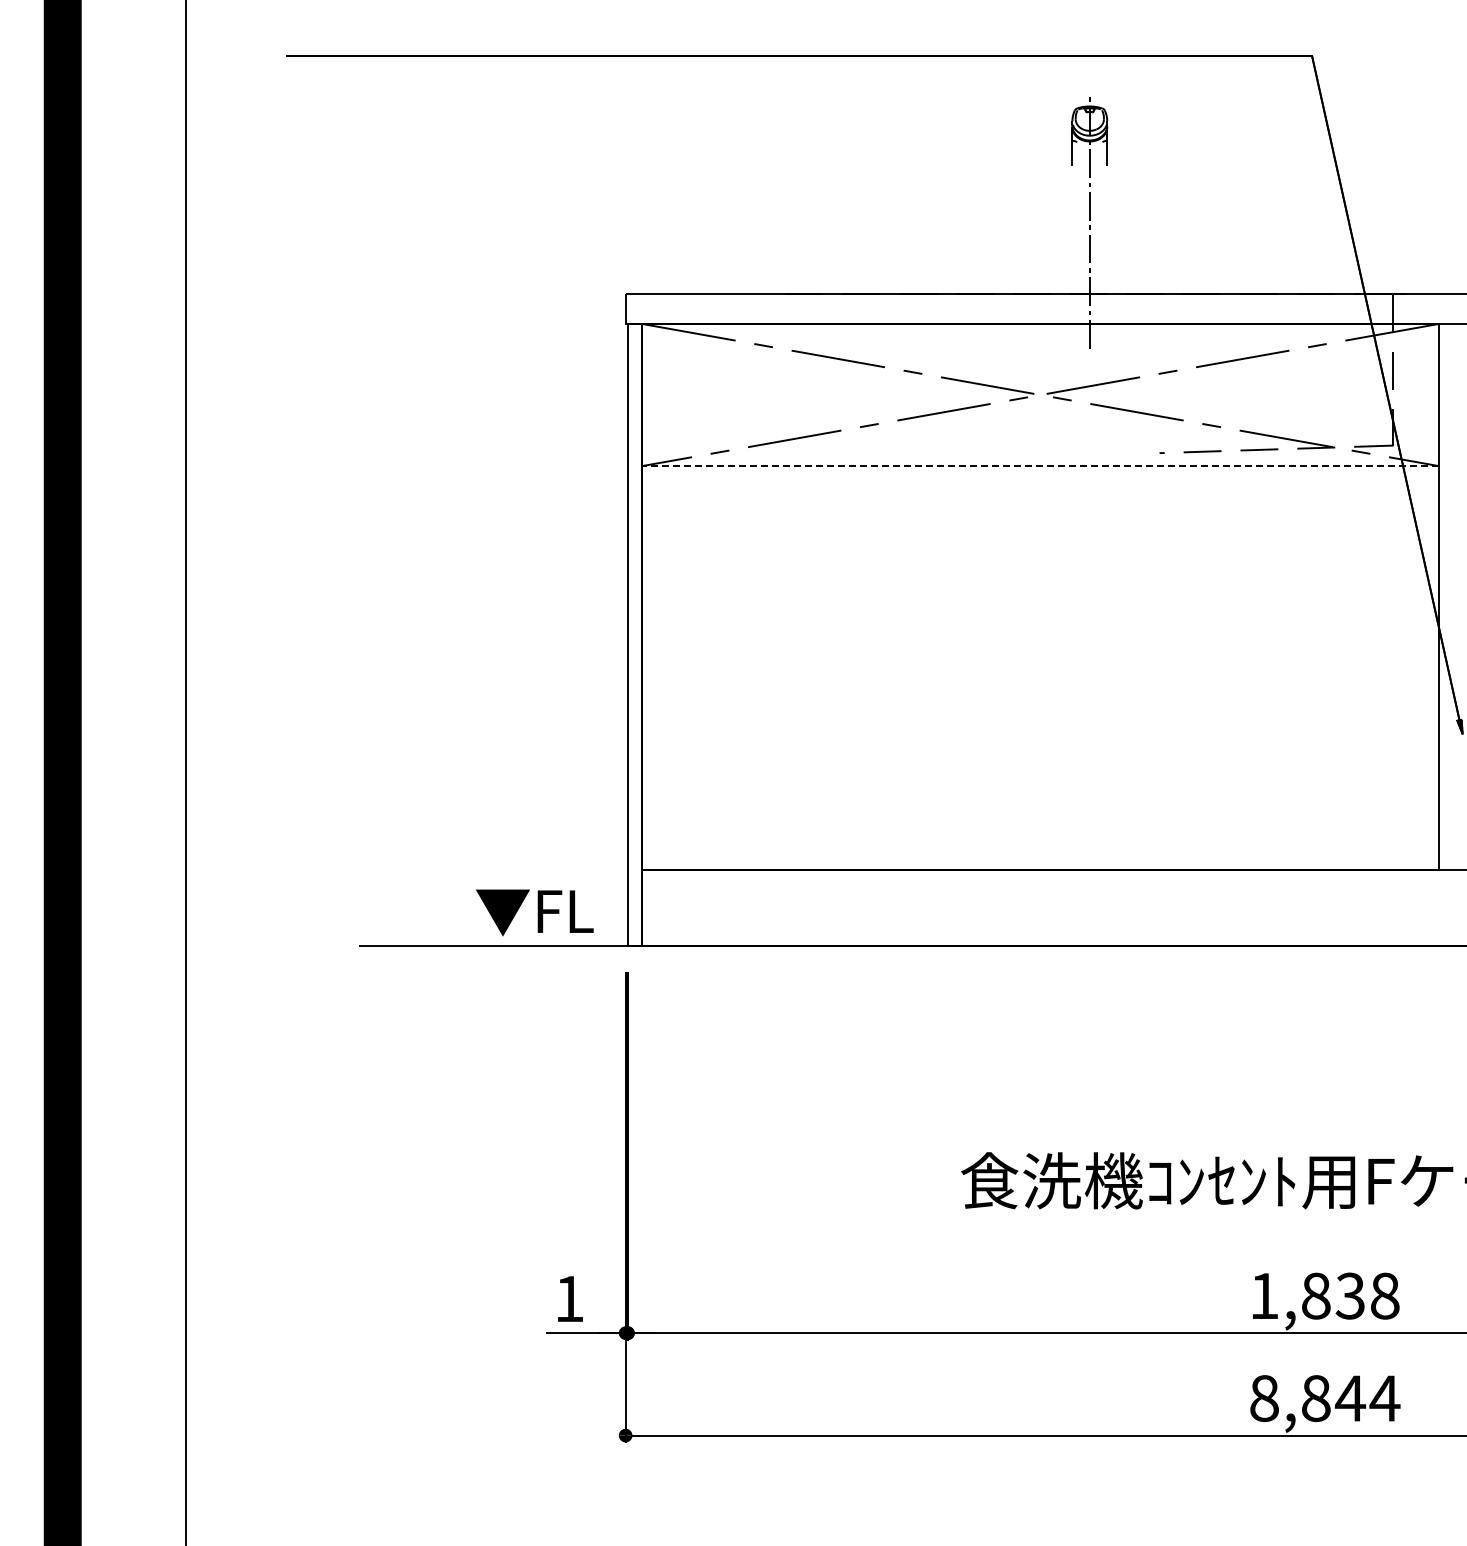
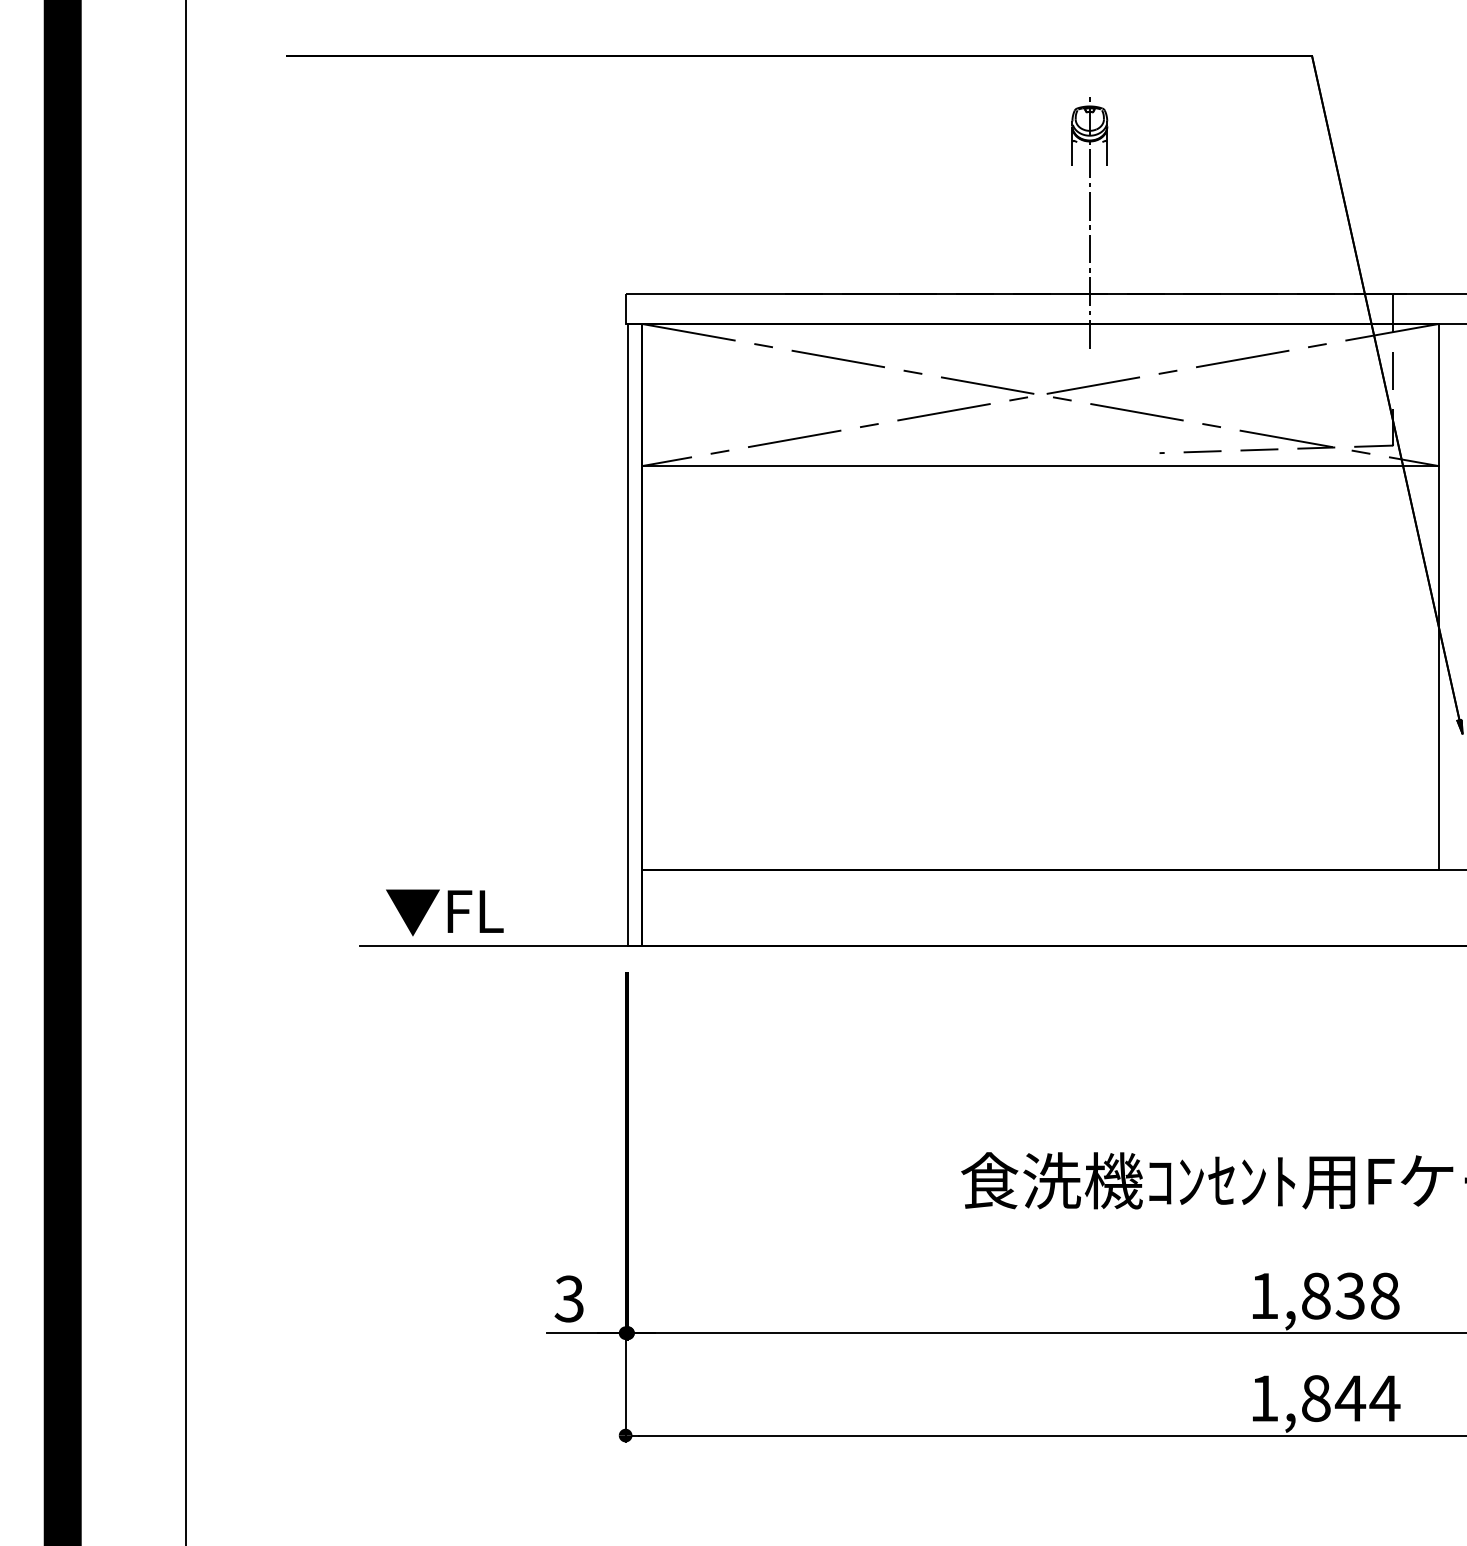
line: dashed -> solid (1040, 466)
text position: (534, 912) -> (444, 912) (444, 912)
text: 1 -> 3 (568, 1298)
text: 8,844 -> 1,844 (1264, 1398)
